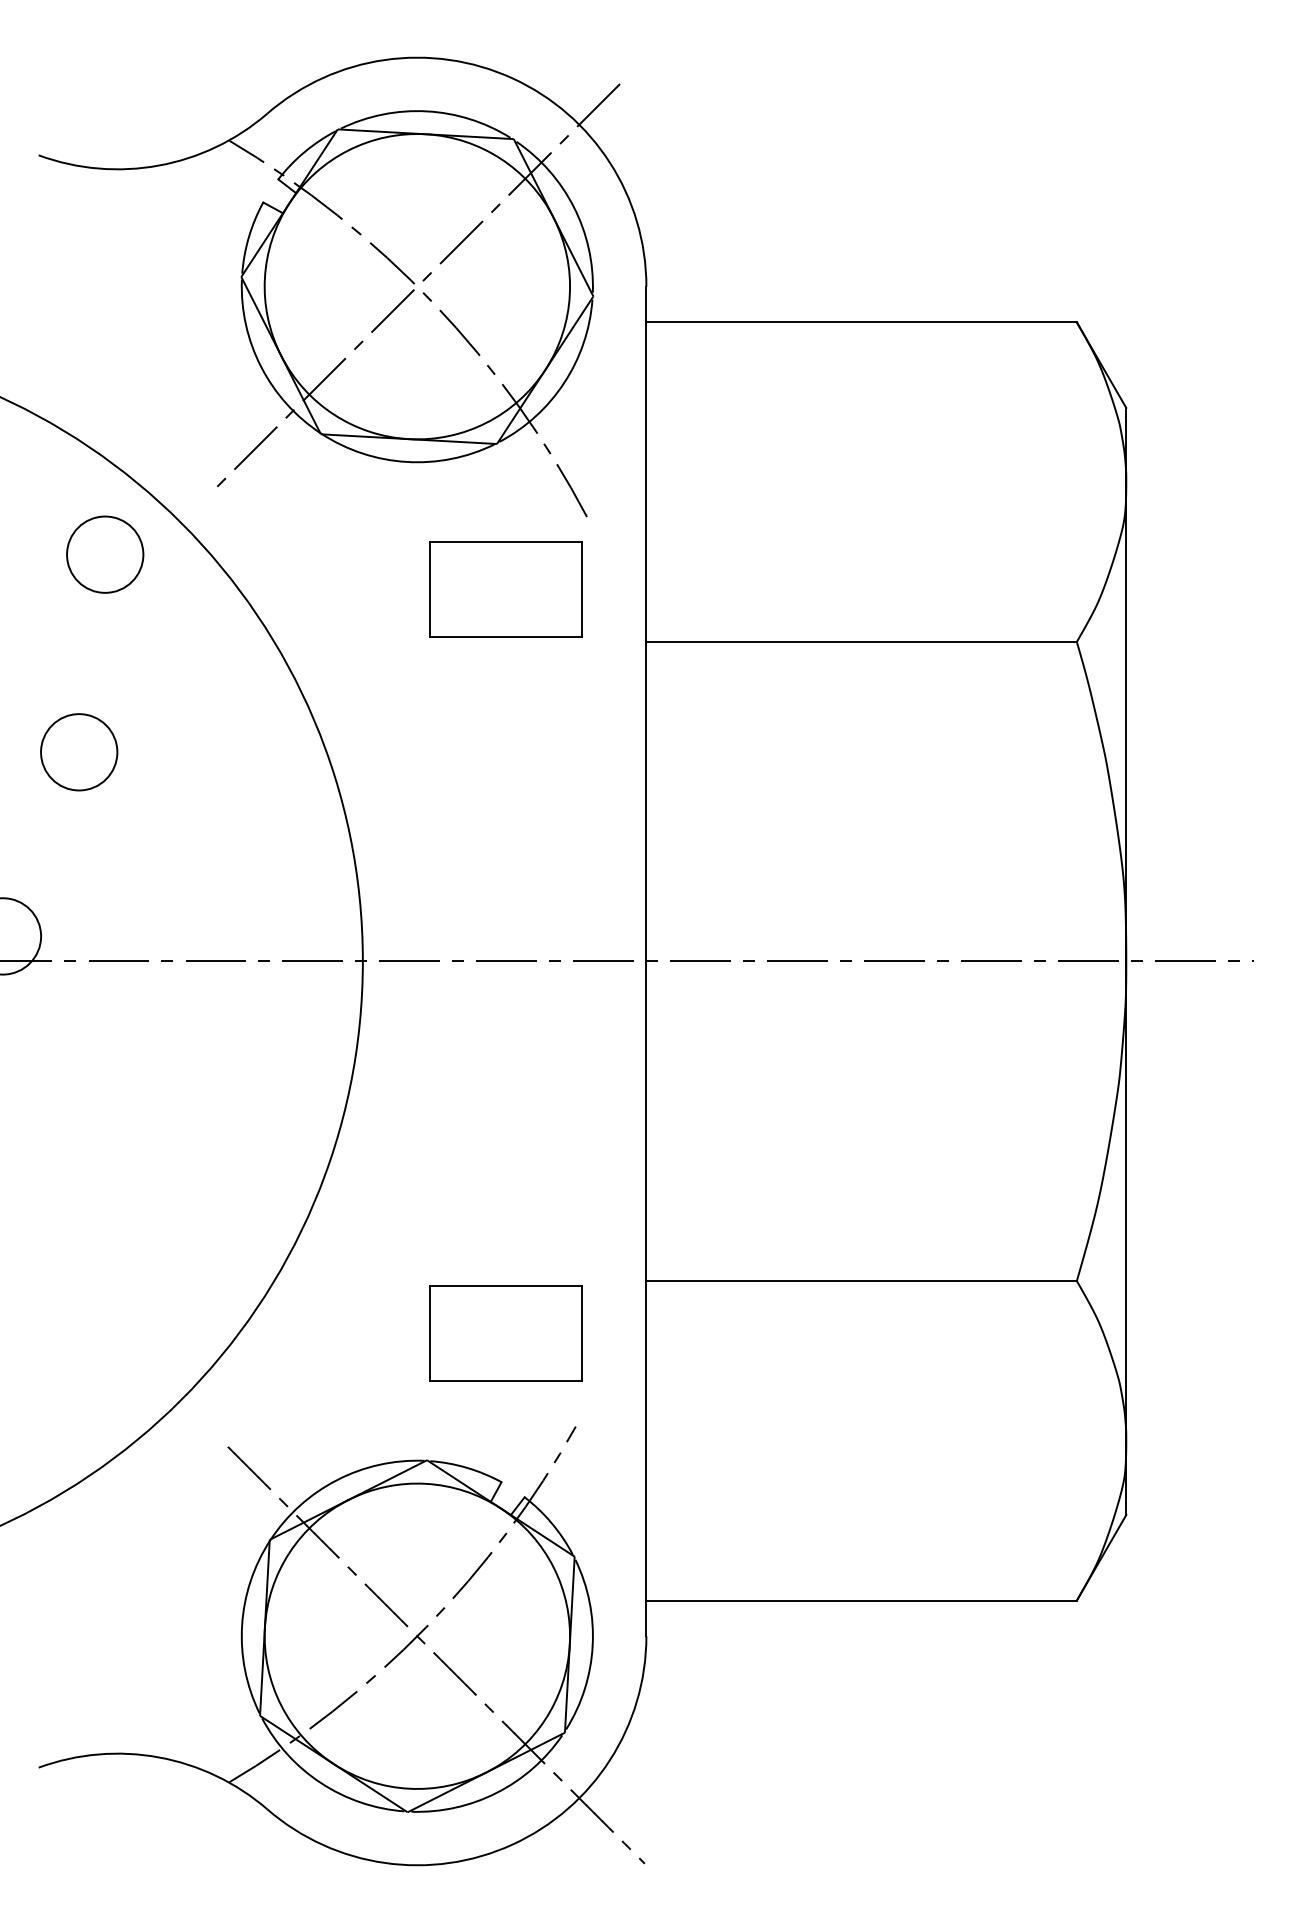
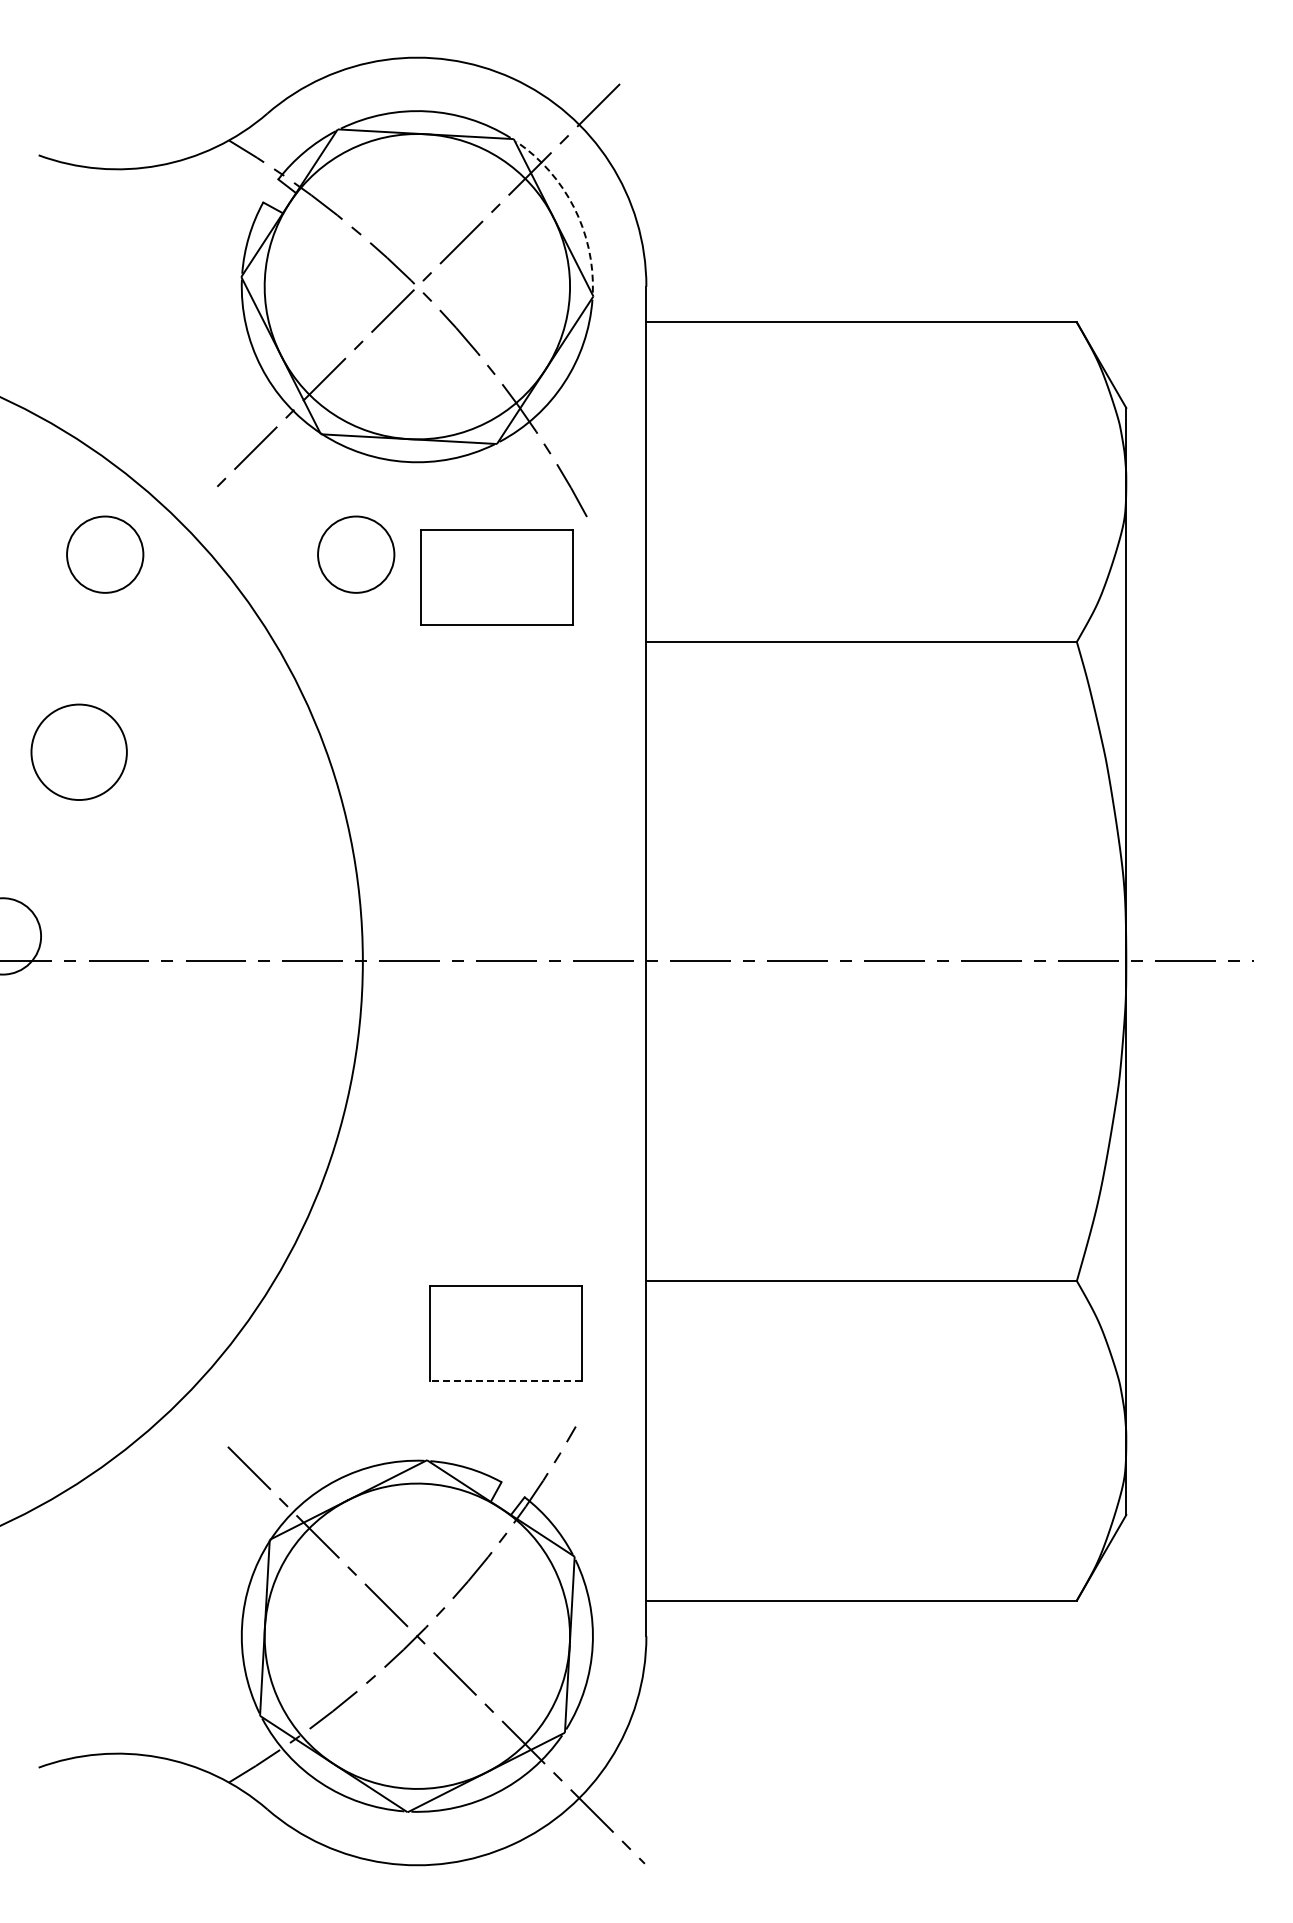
arc: solid -> dashed (574, 207)
circle: none -> present (356, 554)
part position: (505, 589) -> (496, 577) (496, 577)
circle diameter: 76 px -> 95 px (78, 752)
line: solid -> dashed (505, 1381)
